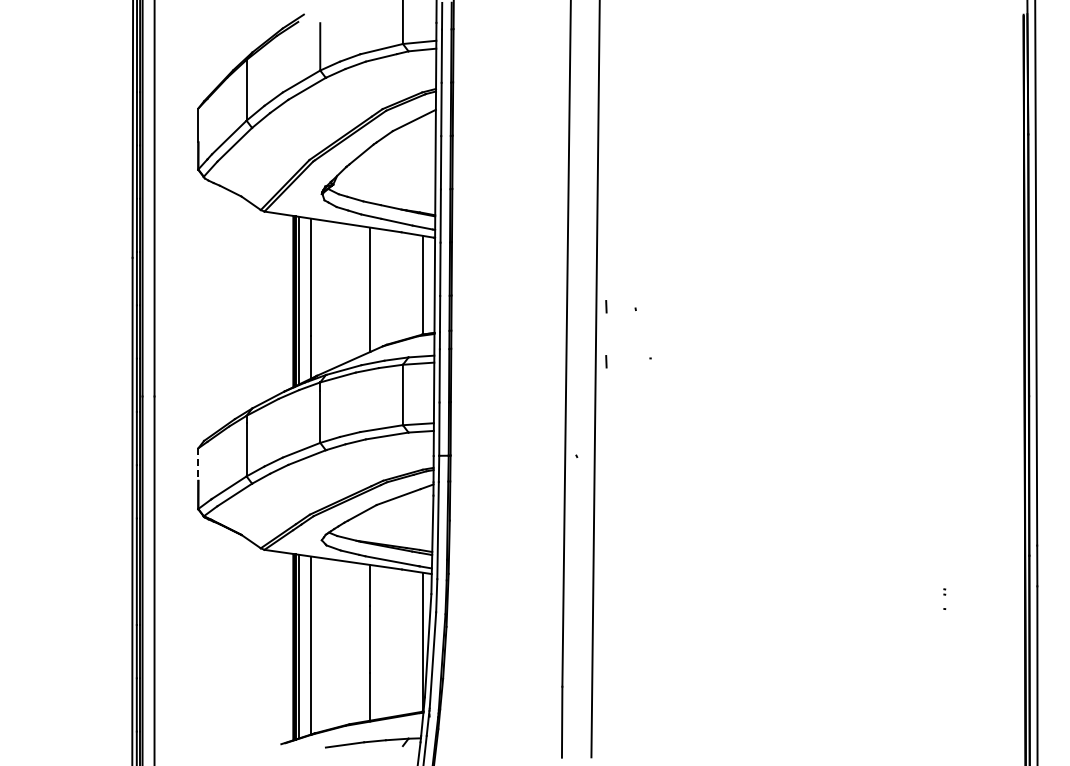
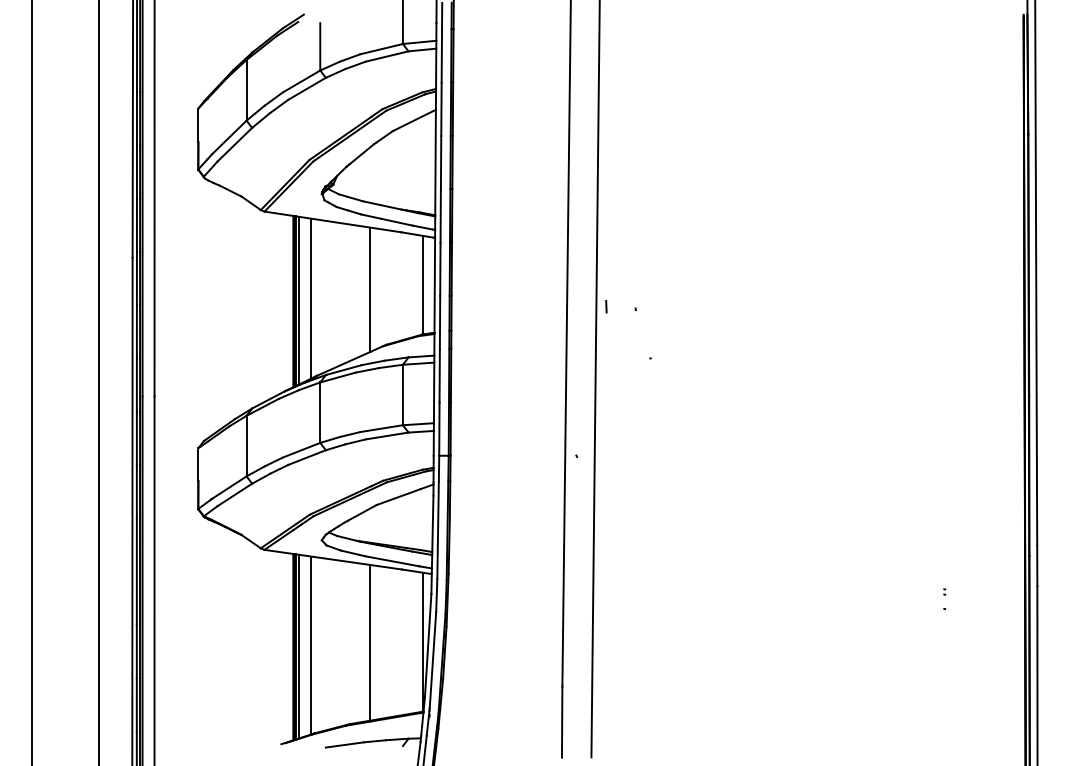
line: present -> none (606, 361)
line: none -> present (32, 382)
line: none -> present (98, 382)
line: dashed -> solid (198, 465)
